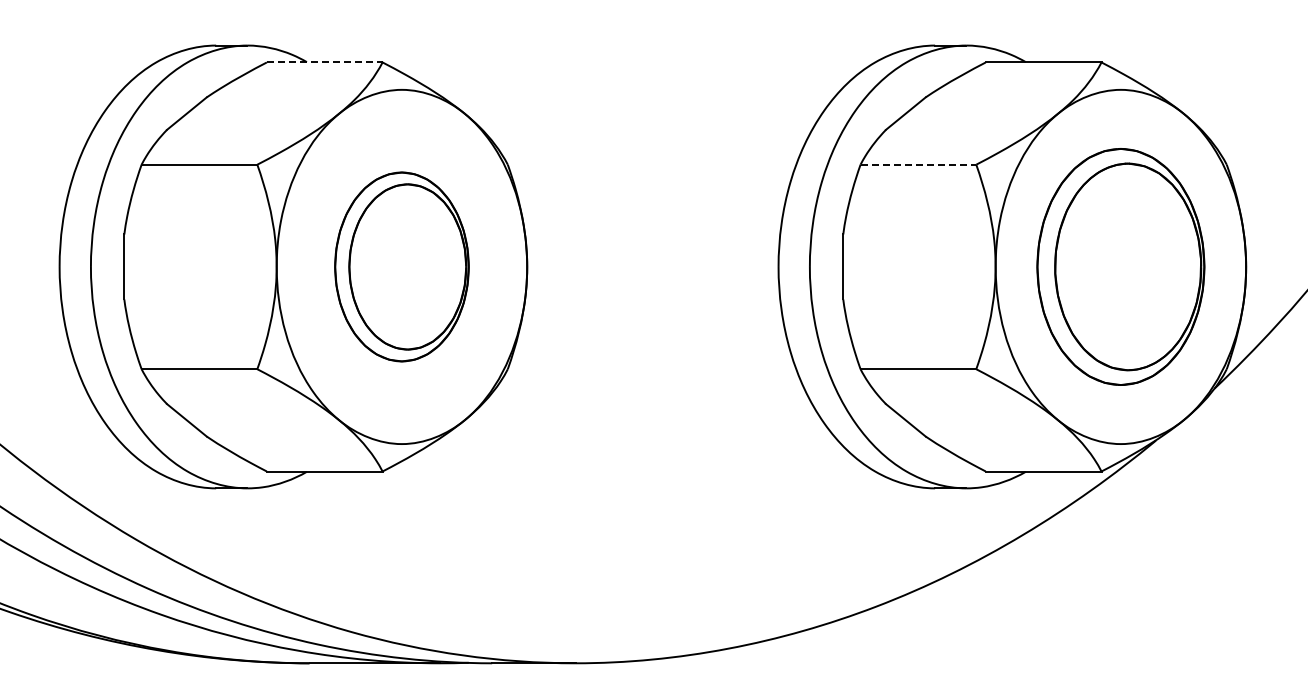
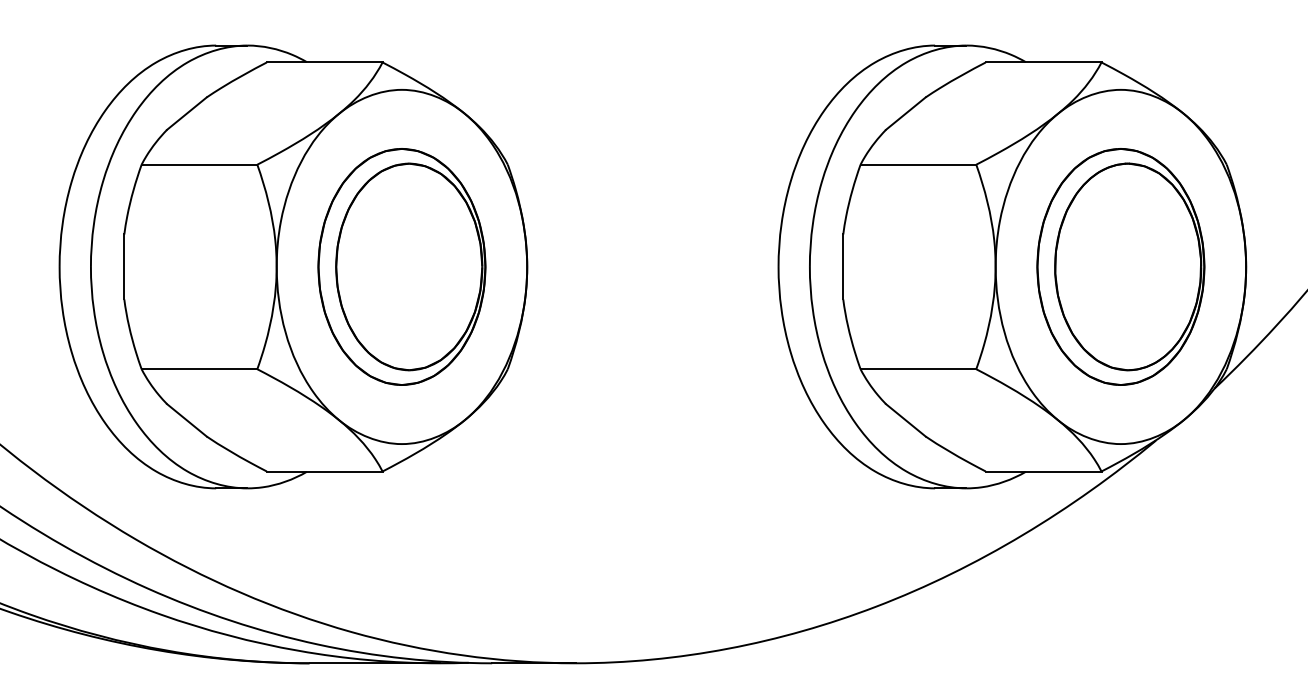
line: dashed -> solid (324, 62)
line: dashed -> solid (918, 164)
part size: 136x192 px -> 170x238 px (401, 266)
